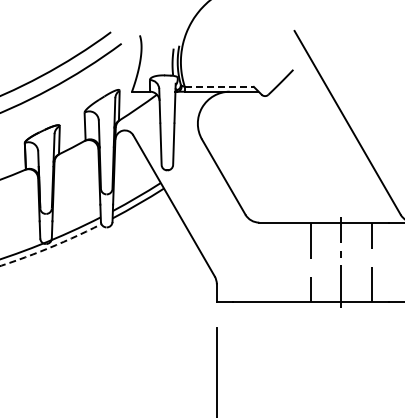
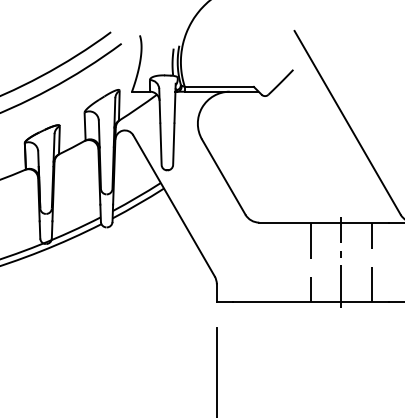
line: dashed -> solid (219, 86)
arc: dashed -> solid (51, 246)
